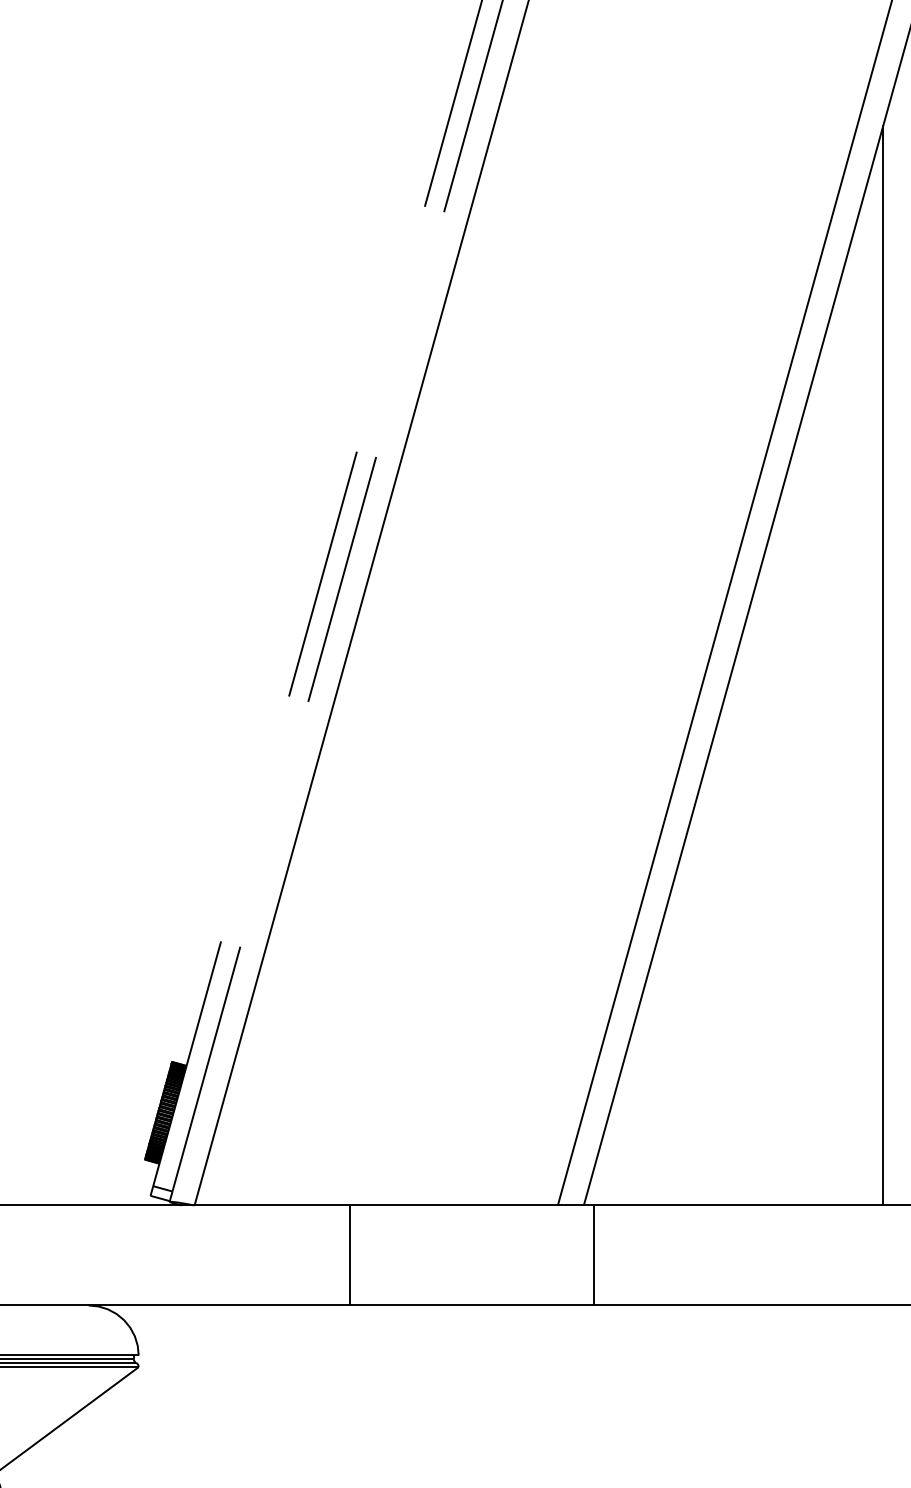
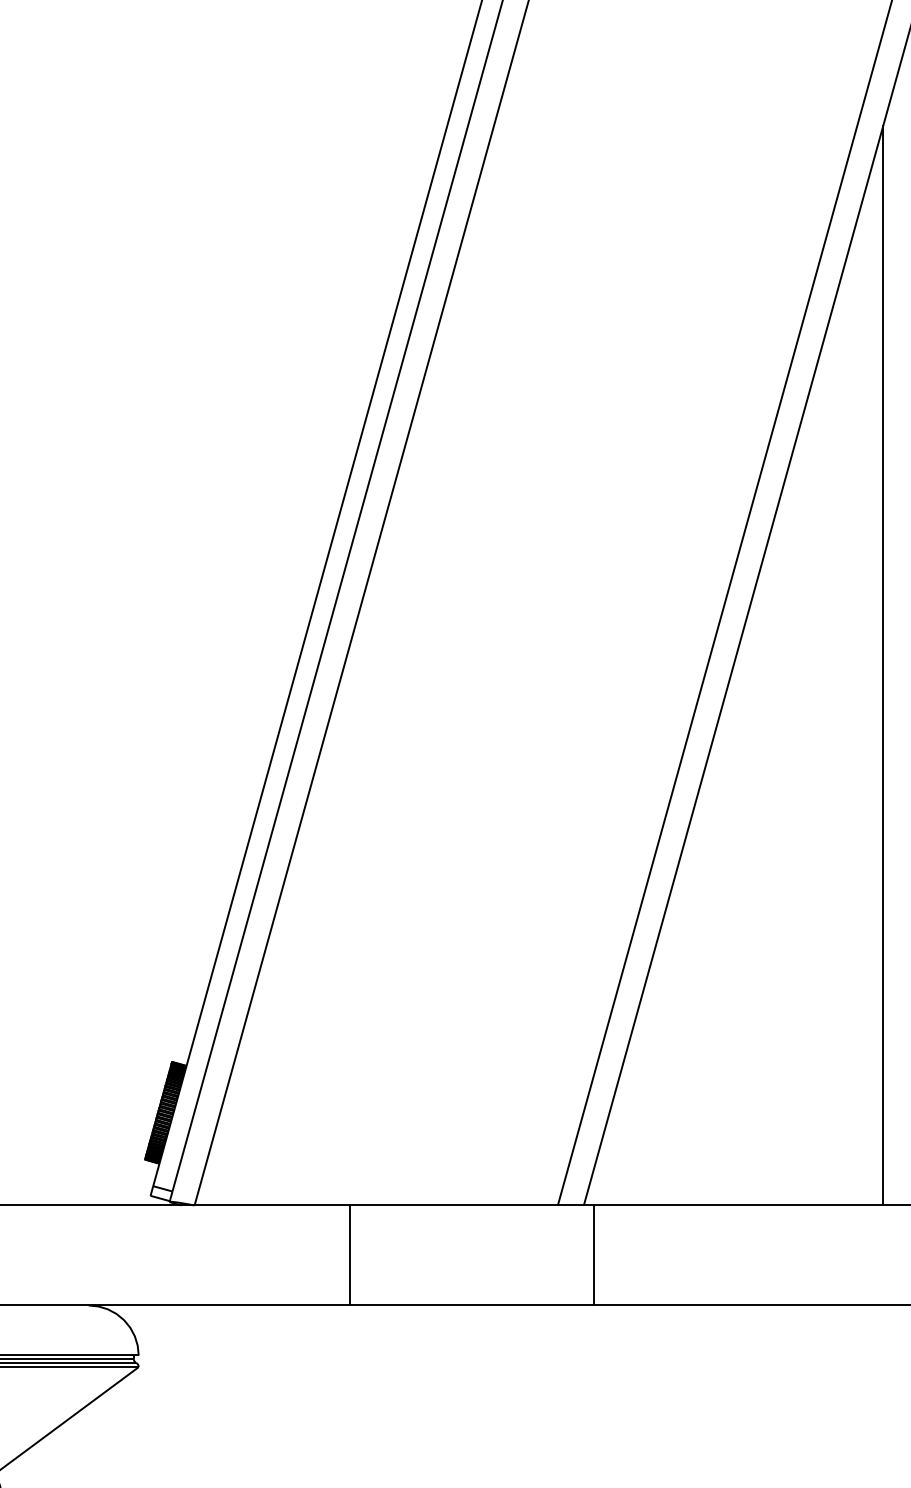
line: dashed -> solid (317, 592)
line: dashed -> solid (337, 596)
